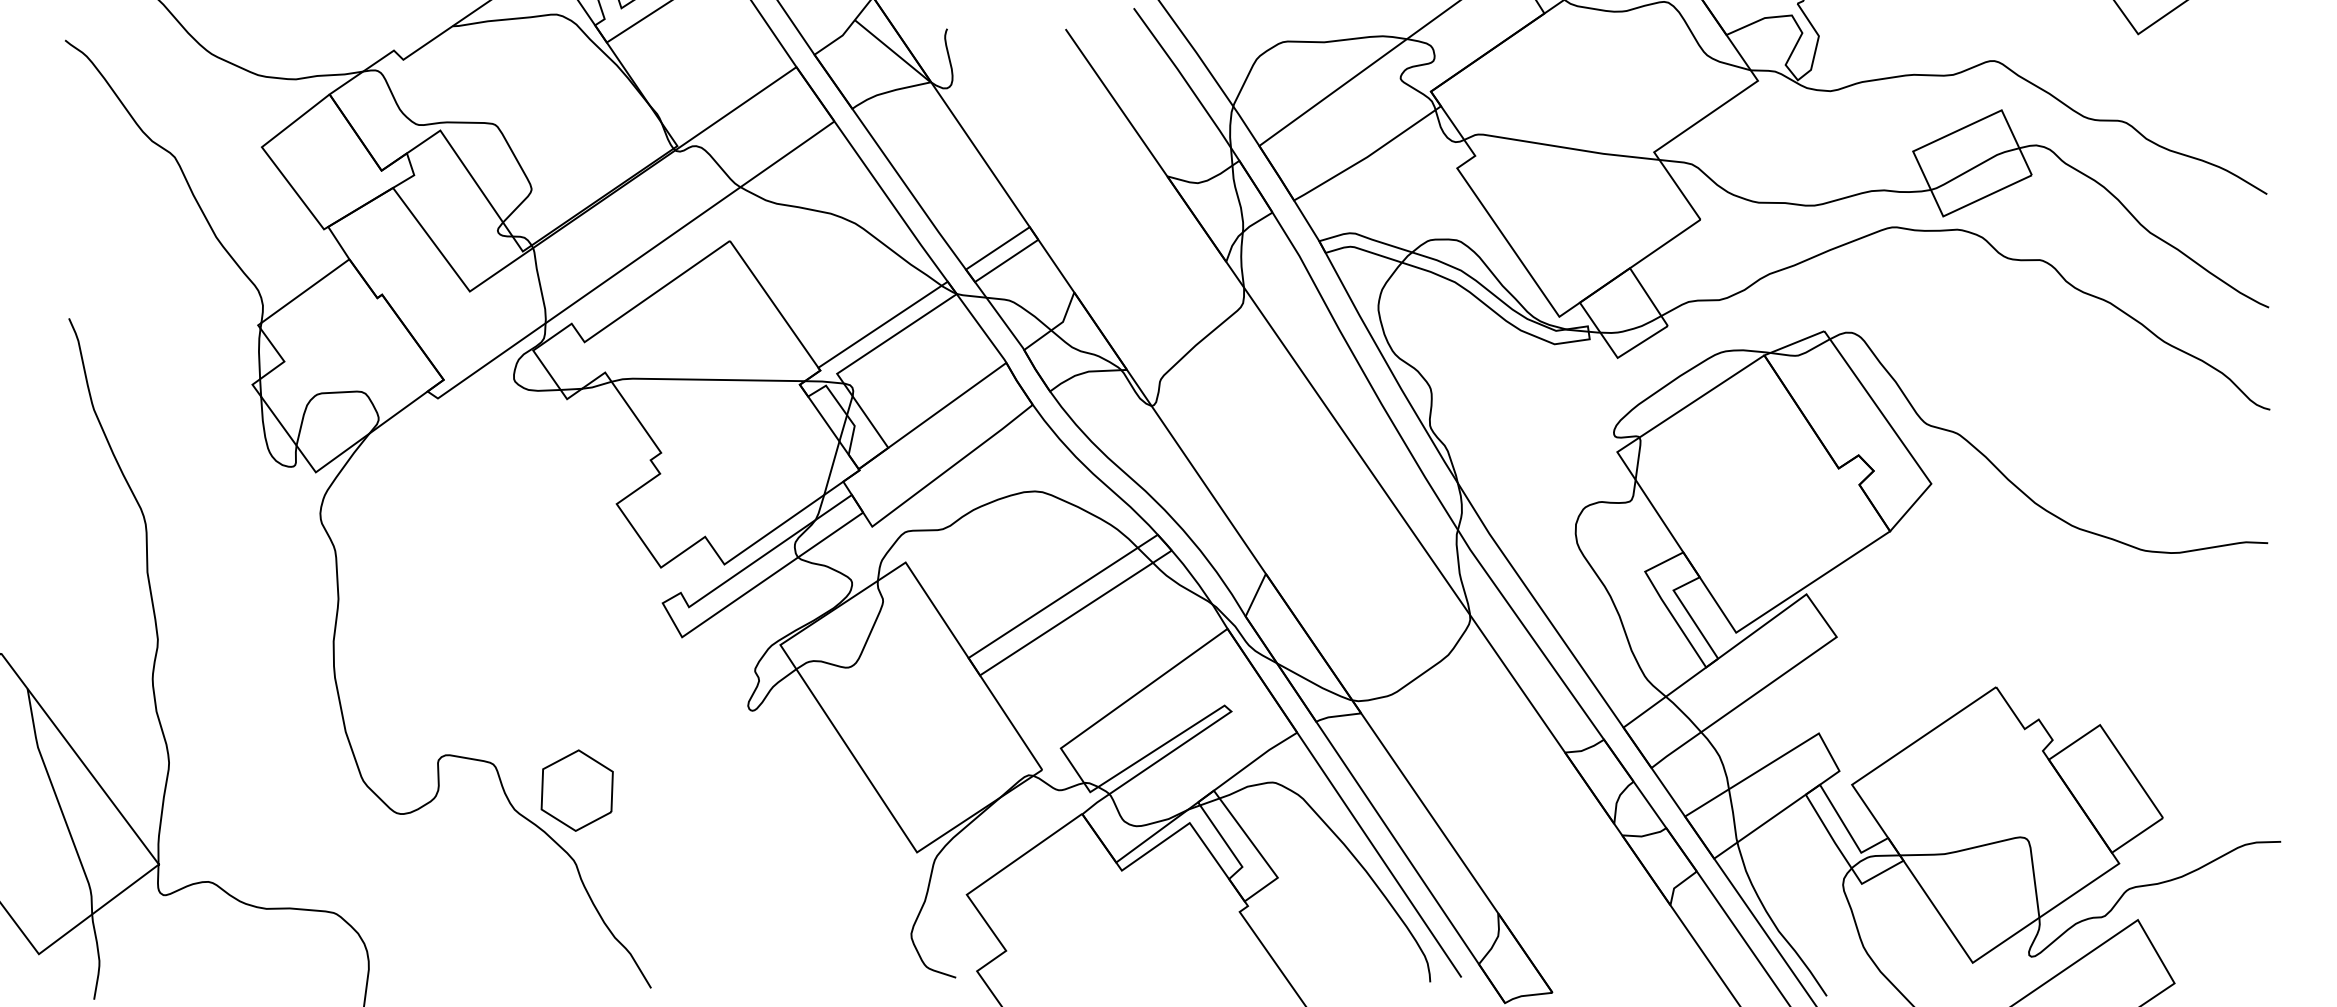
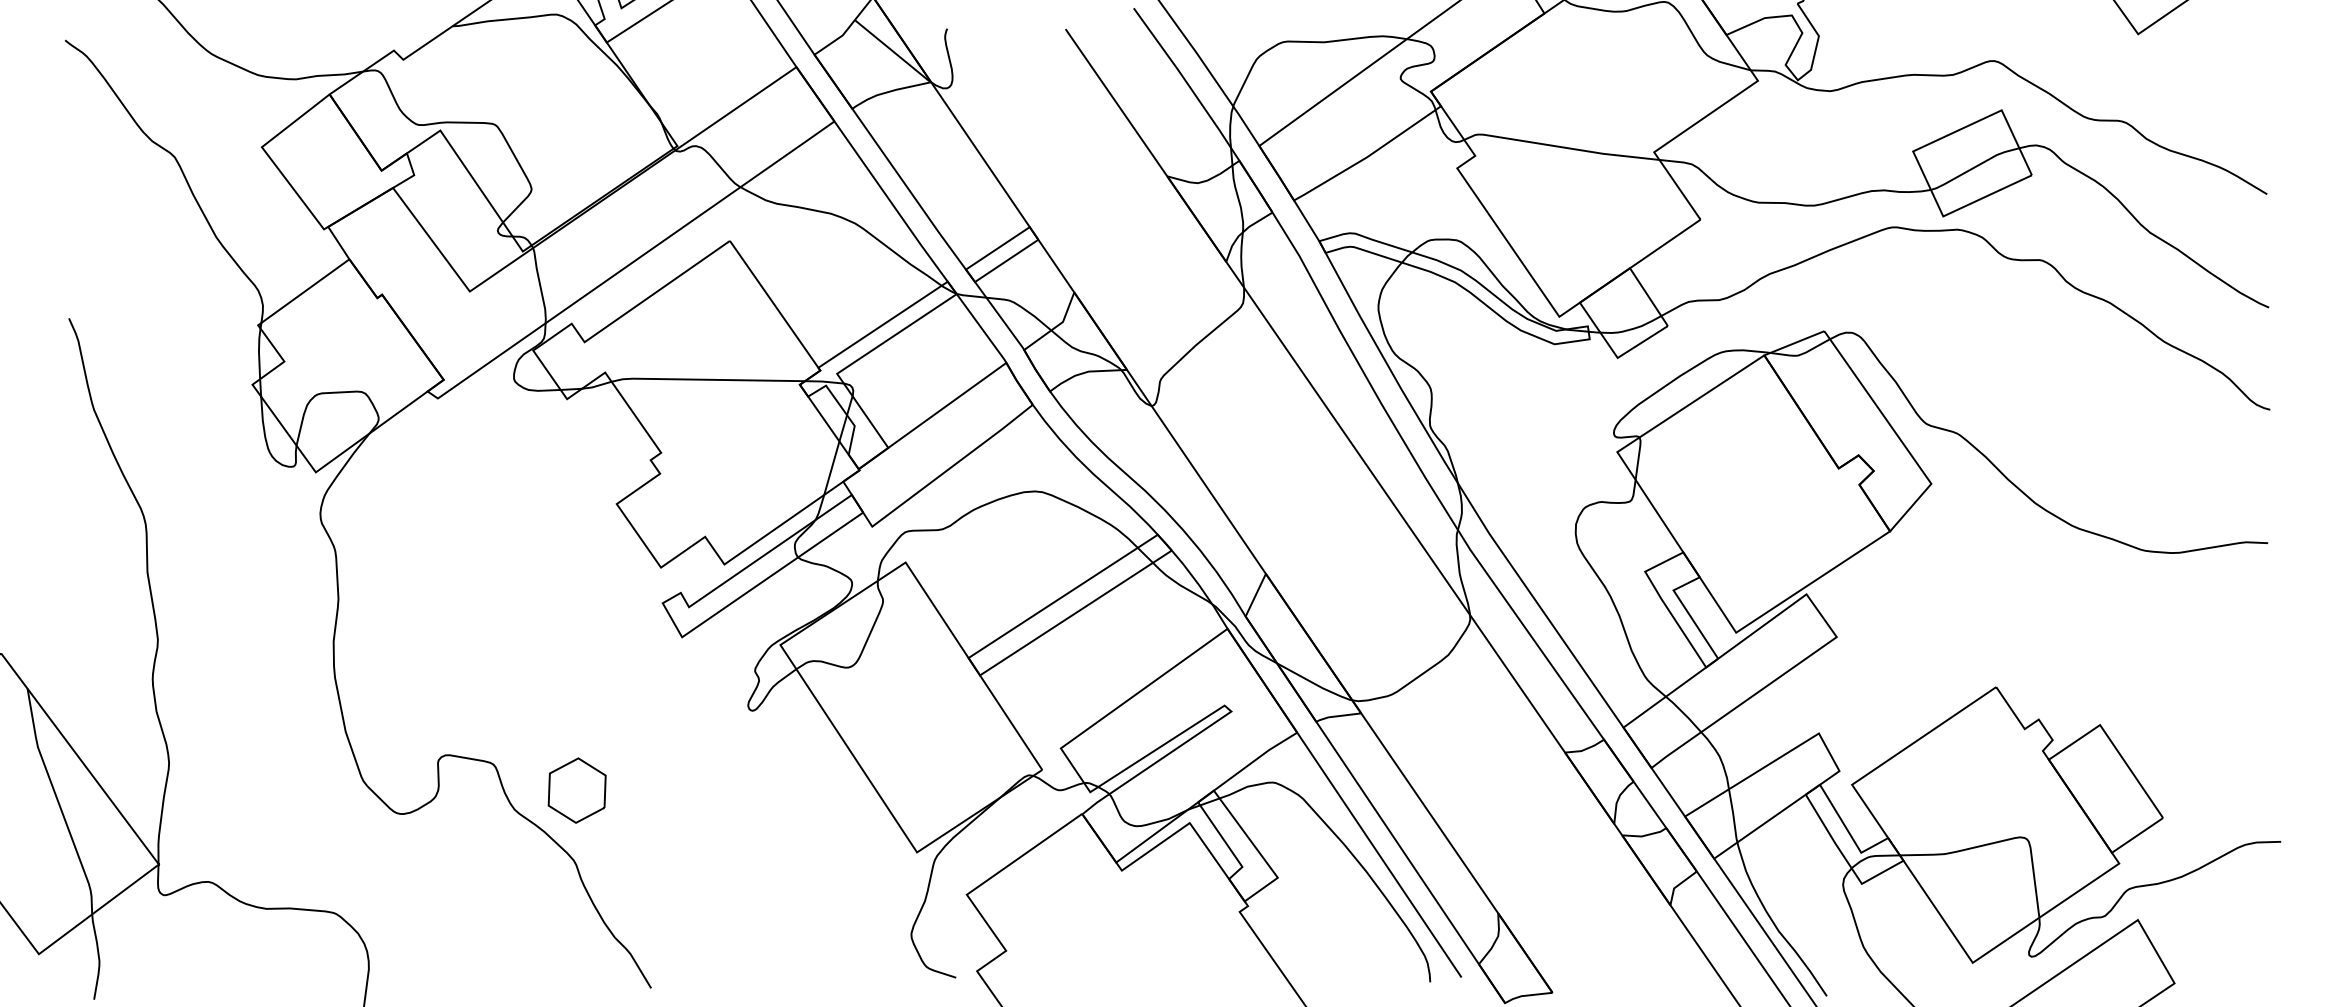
part size: 74x83 px -> 60x67 px (576, 790)
